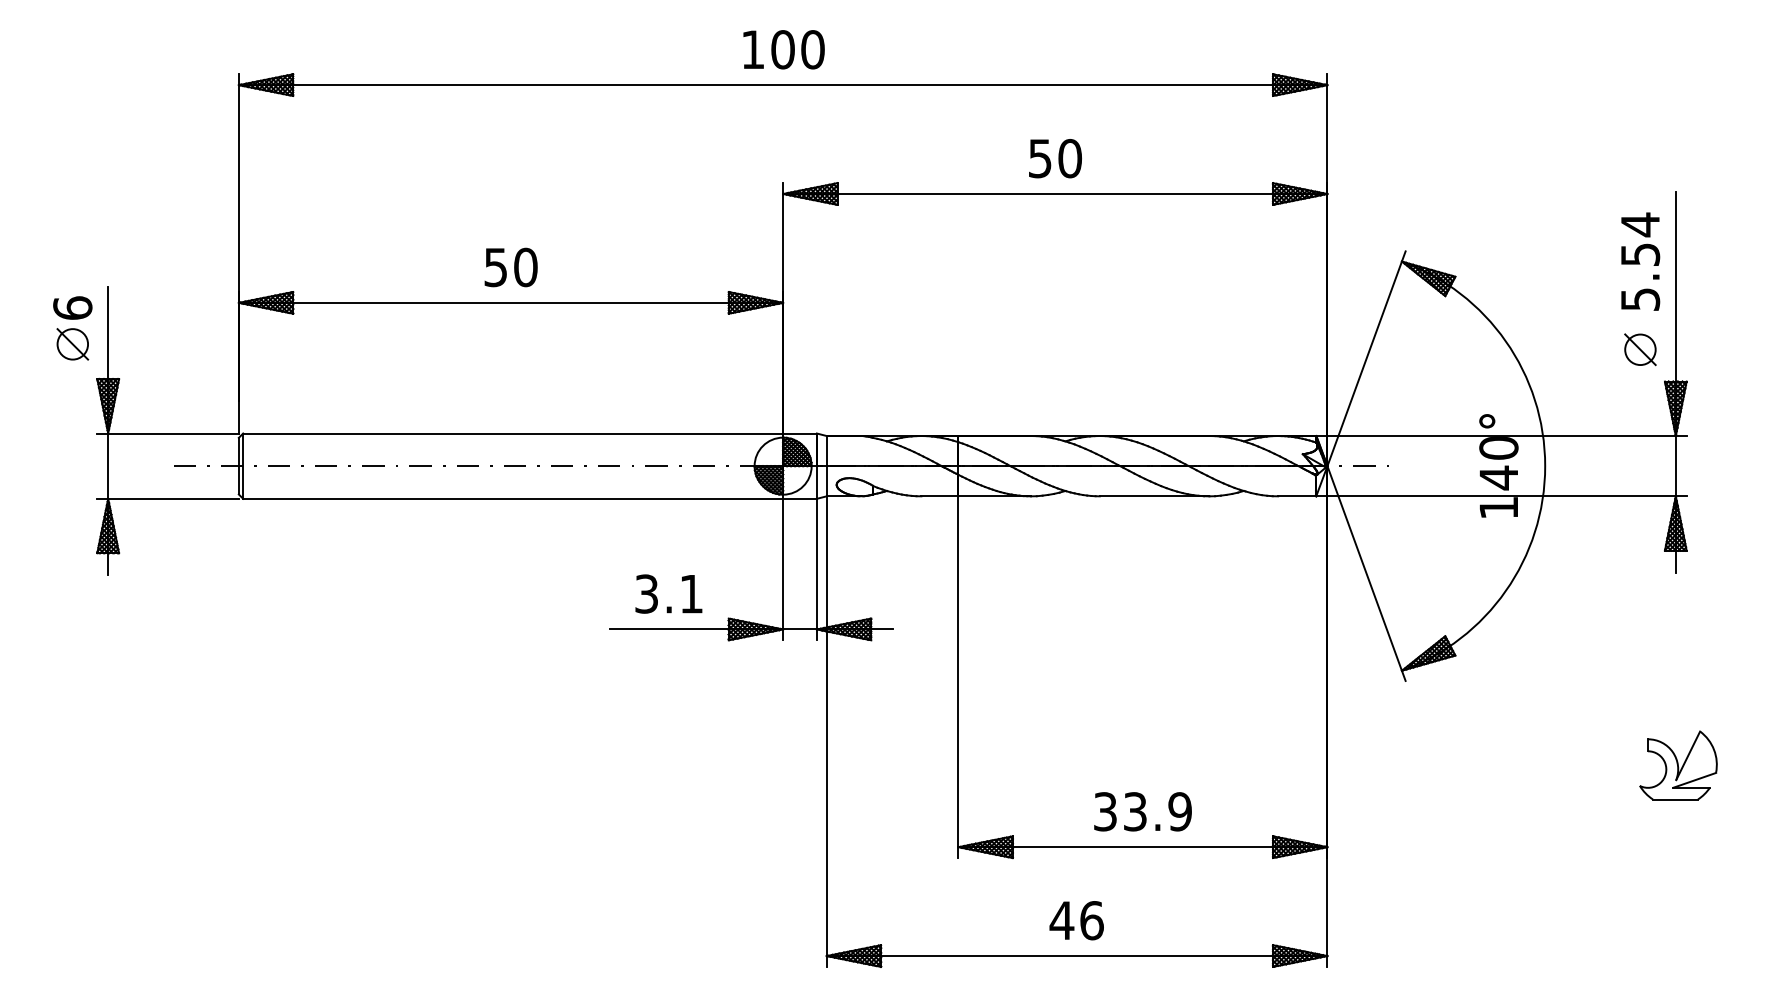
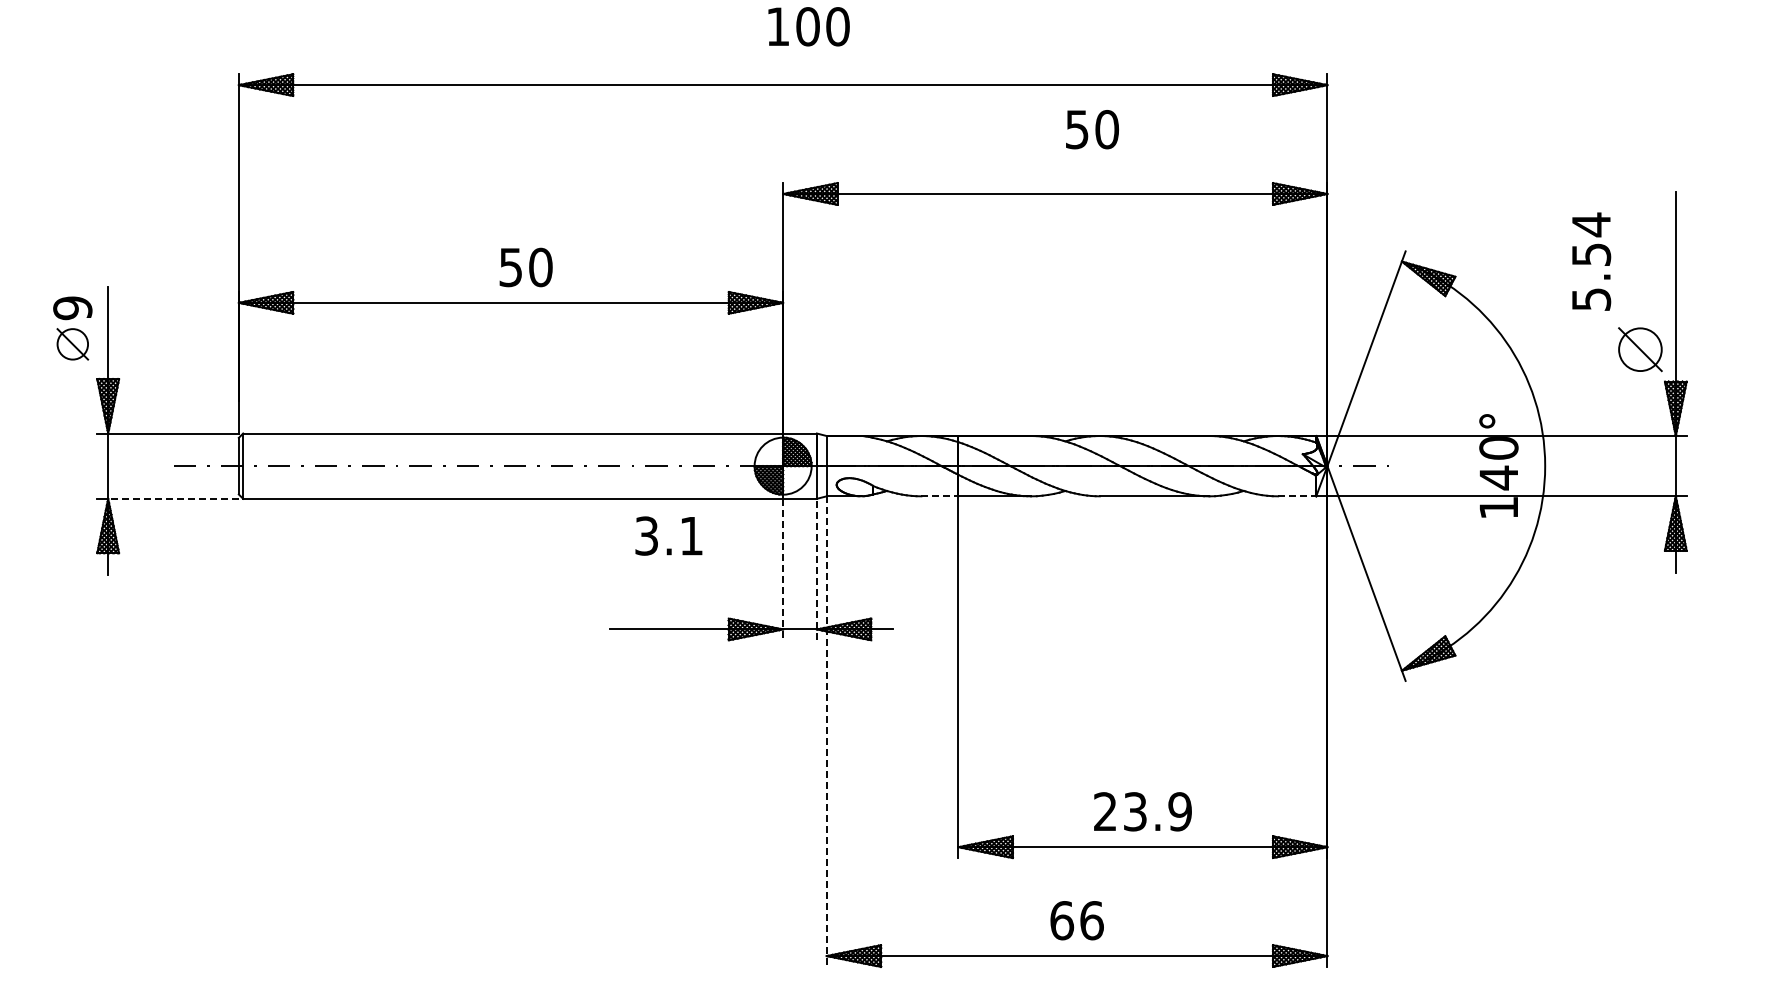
text position: (783, 49) -> (808, 26) (808, 26)
text position: (1055, 158) -> (1092, 129) (1092, 129)
text position: (1640, 261) -> (1591, 261) (1591, 261)
text position: (510, 267) -> (525, 267) (525, 267)
text: 6 -> 9 (72, 308)
part size: 33x34 px -> 45x46 px (1640, 349)
line: solid -> dashed (939, 496)
line: solid -> dashed (1297, 496)
line: solid -> dashed (173, 498)
line: solid -> dashed (783, 569)
line: solid -> dashed (816, 569)
text position: (668, 593) -> (668, 535) (668, 535)
line: solid -> dashed (826, 732)
part: present -> none (1678, 765)
text: 33.9 -> 23.9 (1105, 811)
text: 46 -> 66 (1061, 920)
